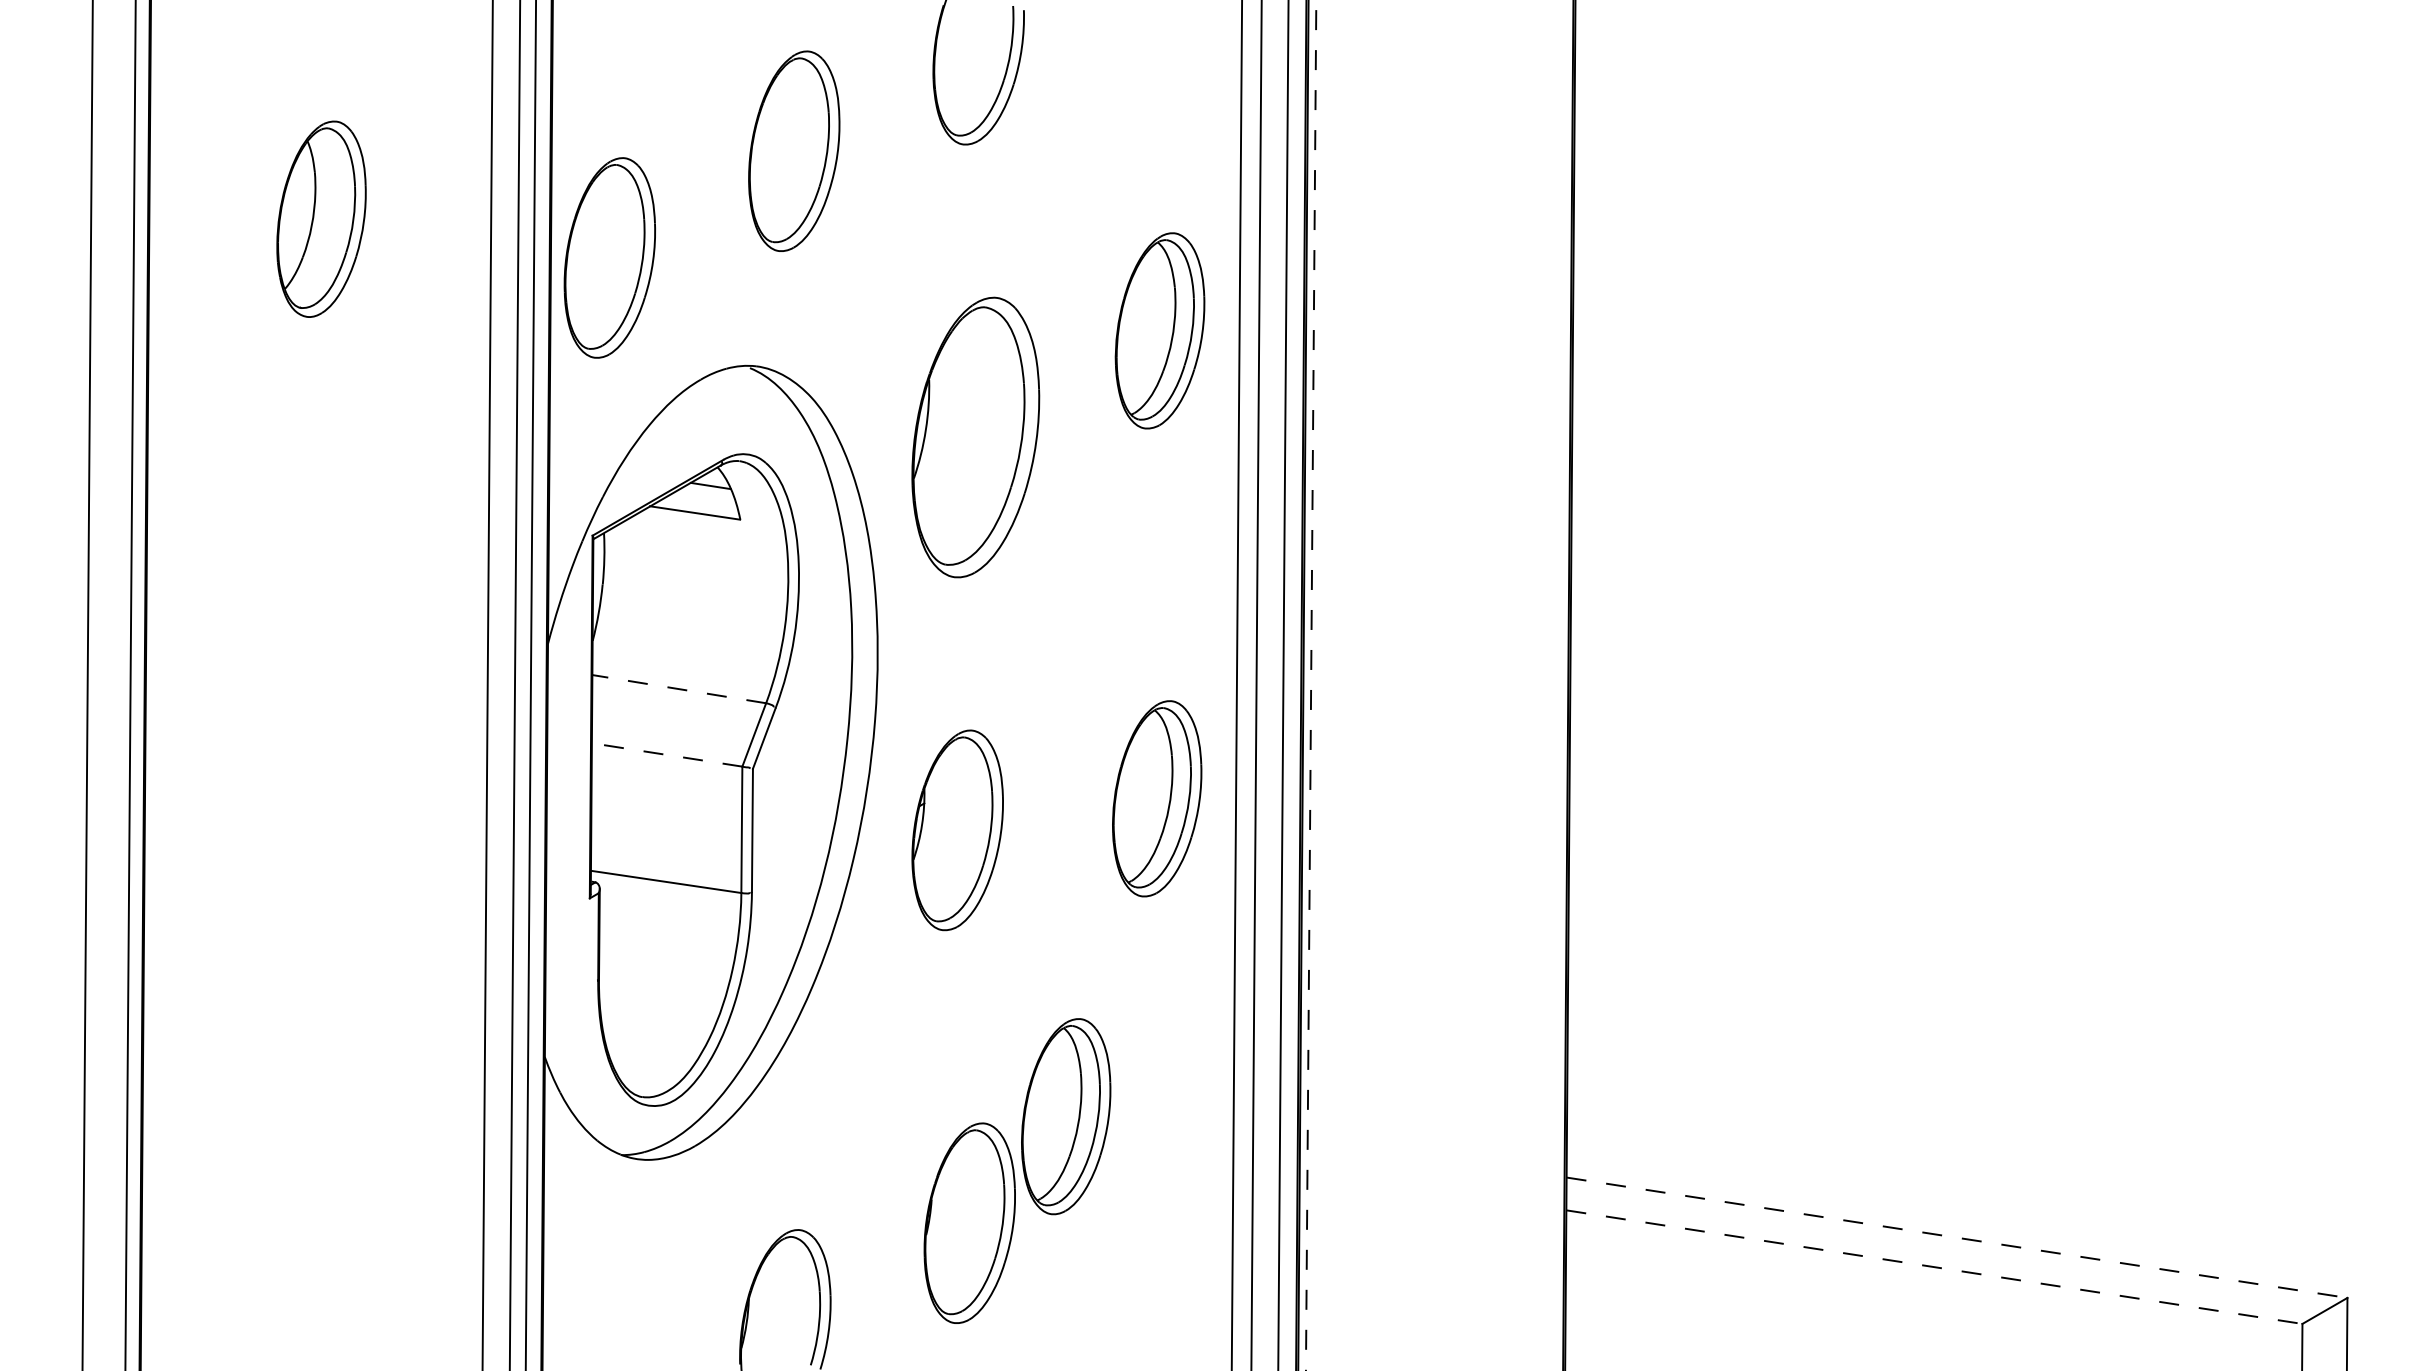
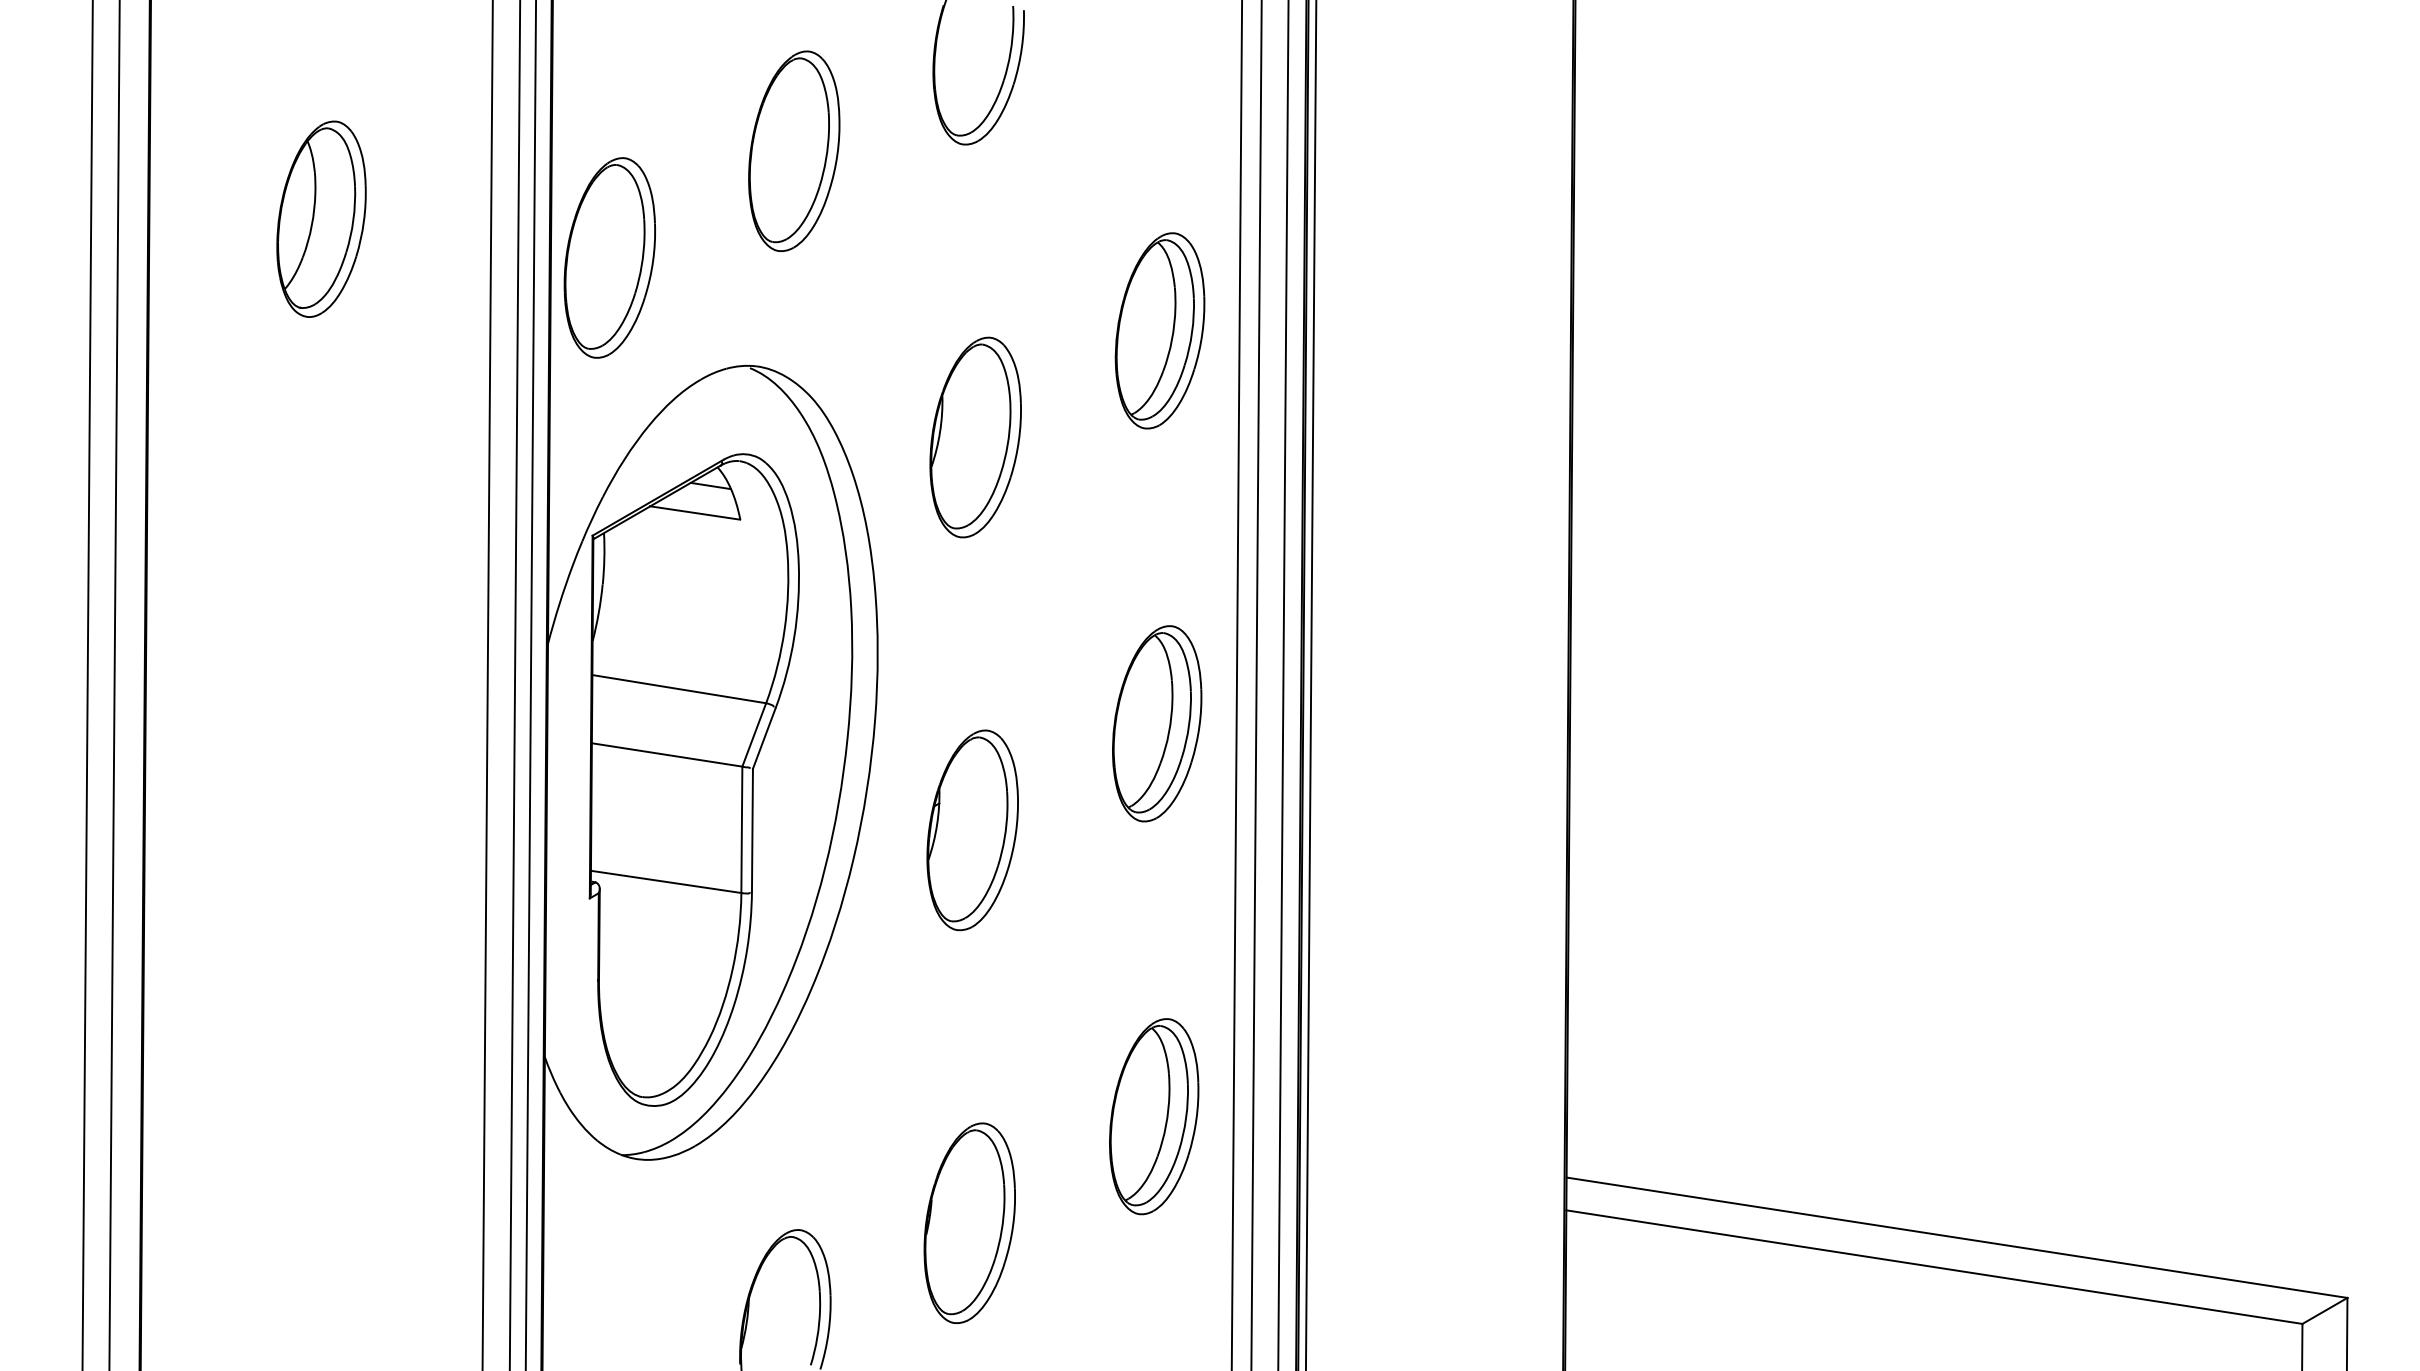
part size: 130x283 px -> 93x203 px (975, 437)
line position: (130, 684) -> (114, 684) (114, 684)
line: dashed -> solid (1311, 685)
line: dashed -> solid (678, 689)
line: dashed -> solid (666, 754)
part position: (1157, 798) -> (1157, 723) (1157, 723)
part position: (957, 830) -> (972, 830) (972, 830)
part position: (1066, 1116) -> (1154, 1116) (1154, 1116)
line: dashed -> solid (1957, 1237)
line: dashed -> solid (1934, 1267)
